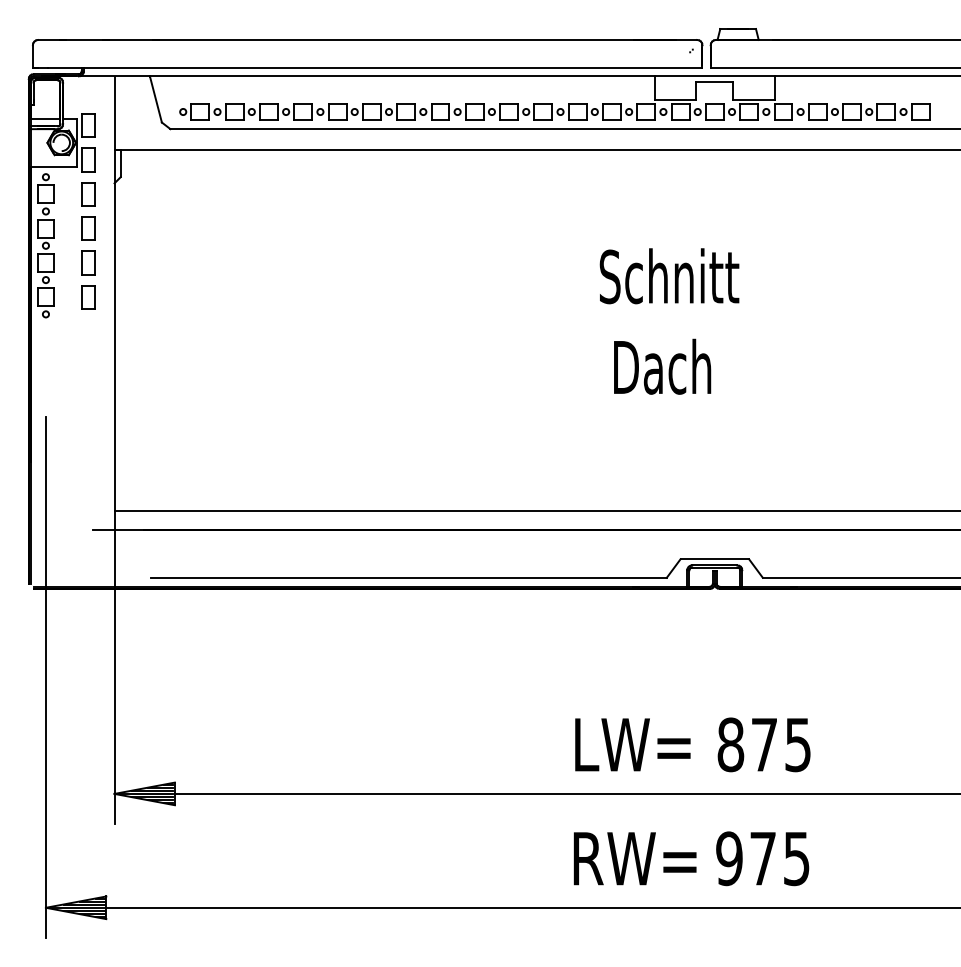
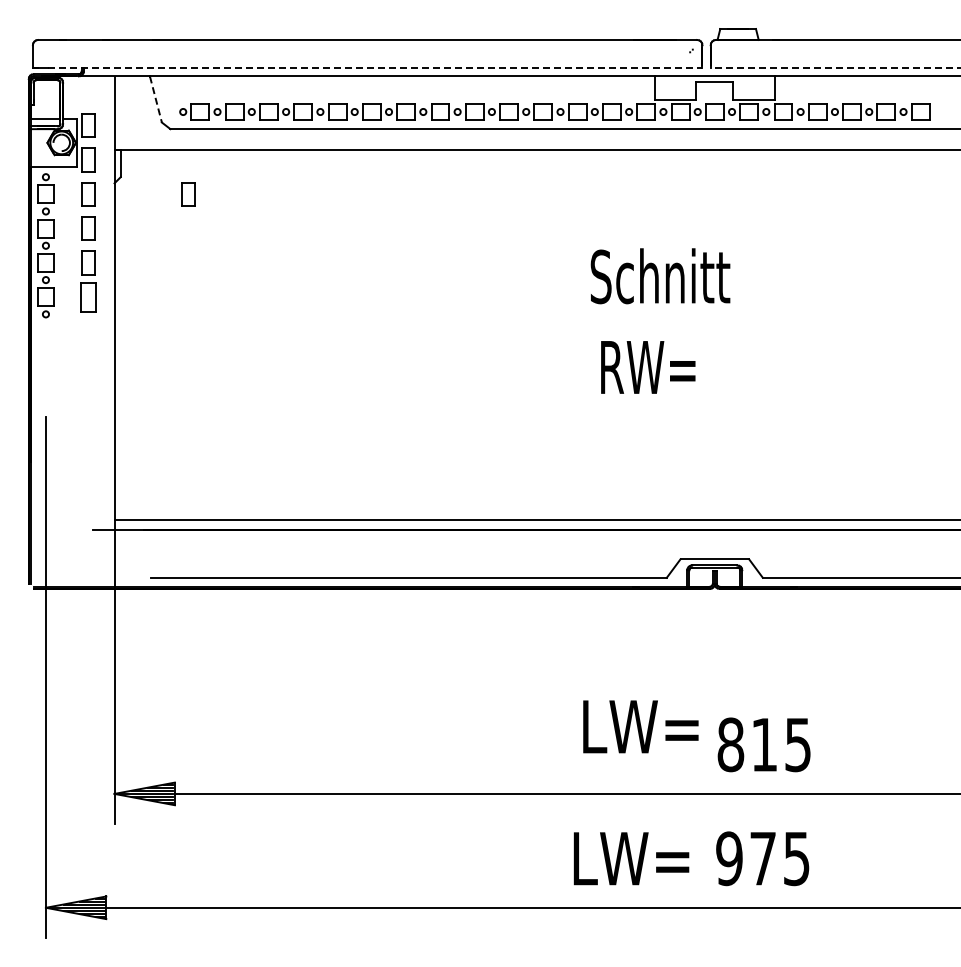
line: solid -> dashed (375, 68)
line: solid -> dashed (835, 68)
line: solid -> dashed (155, 99)
part: none -> present (188, 194)
text position: (669, 276) -> (660, 276) (660, 276)
part size: 15x25 px -> 17x31 px (88, 297)
text: Dach -> RW= (656, 366)
line position: (535, 510) -> (535, 519) (535, 519)
text position: (632, 744) -> (640, 726) (640, 726)
text: 875 -> 815 (764, 744)
text: RW= -> LW= (637, 858)
